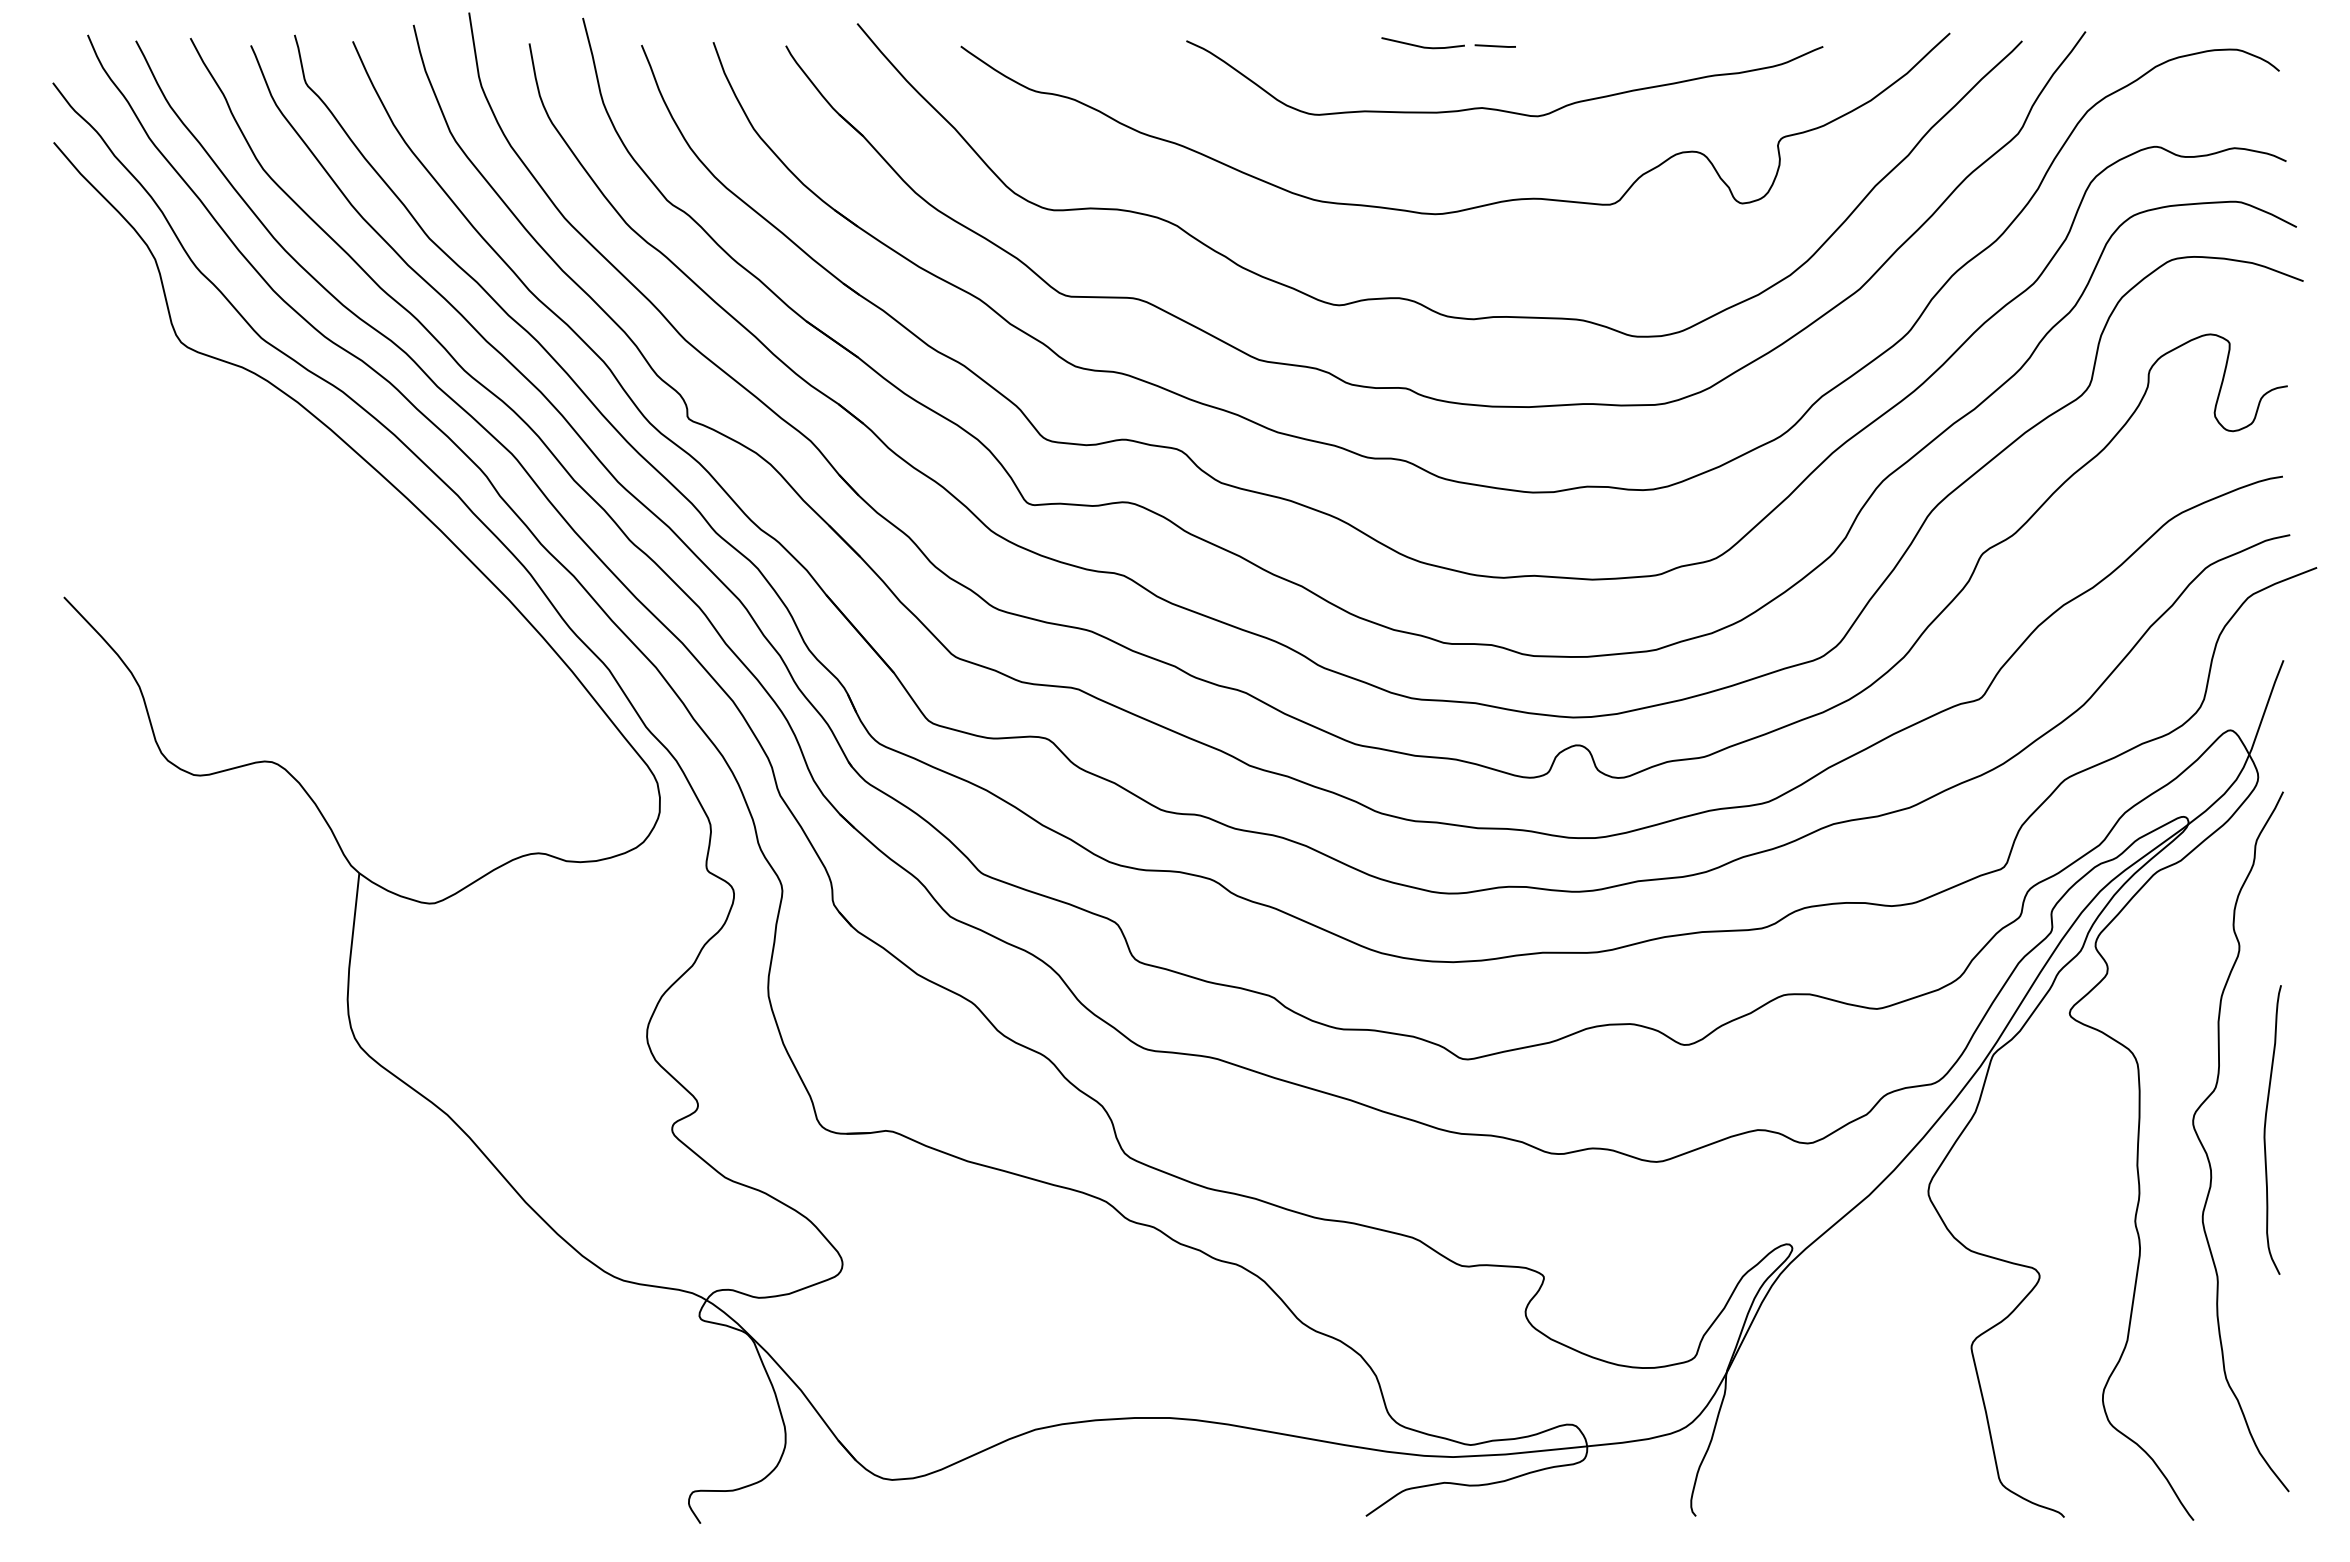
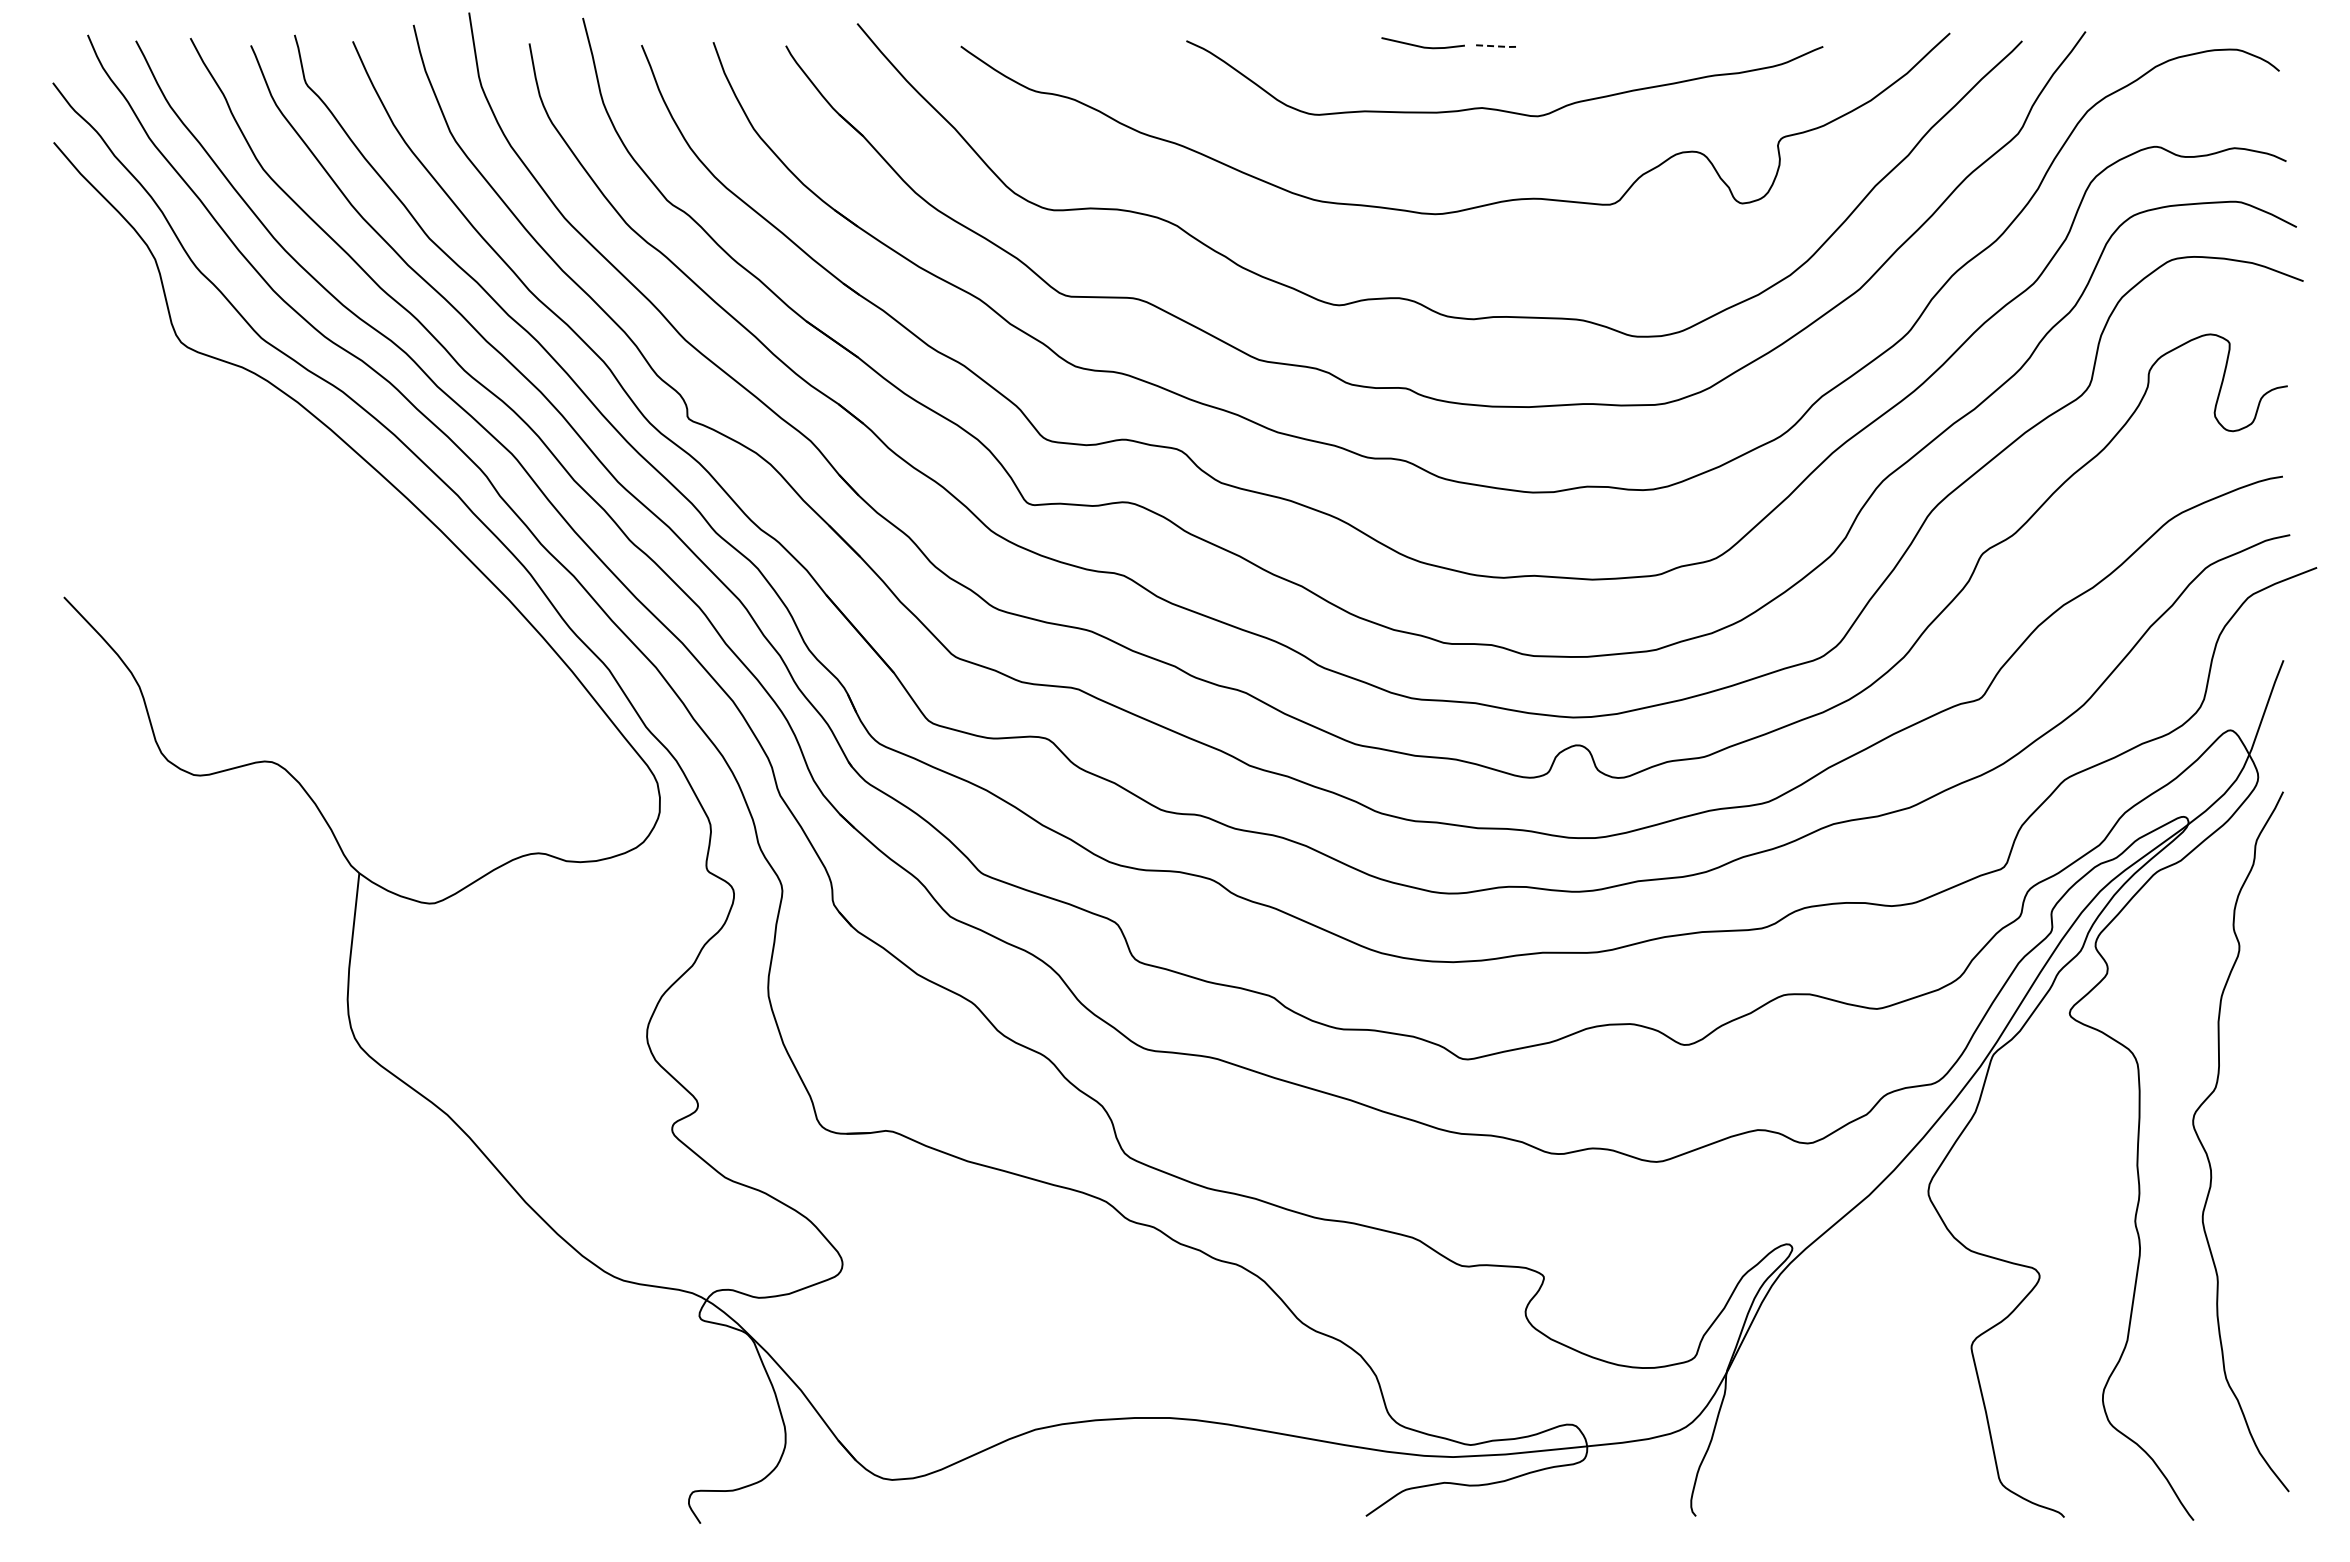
line: solid -> dashed (1495, 46)
curve: present -> none (2265, 1129)
